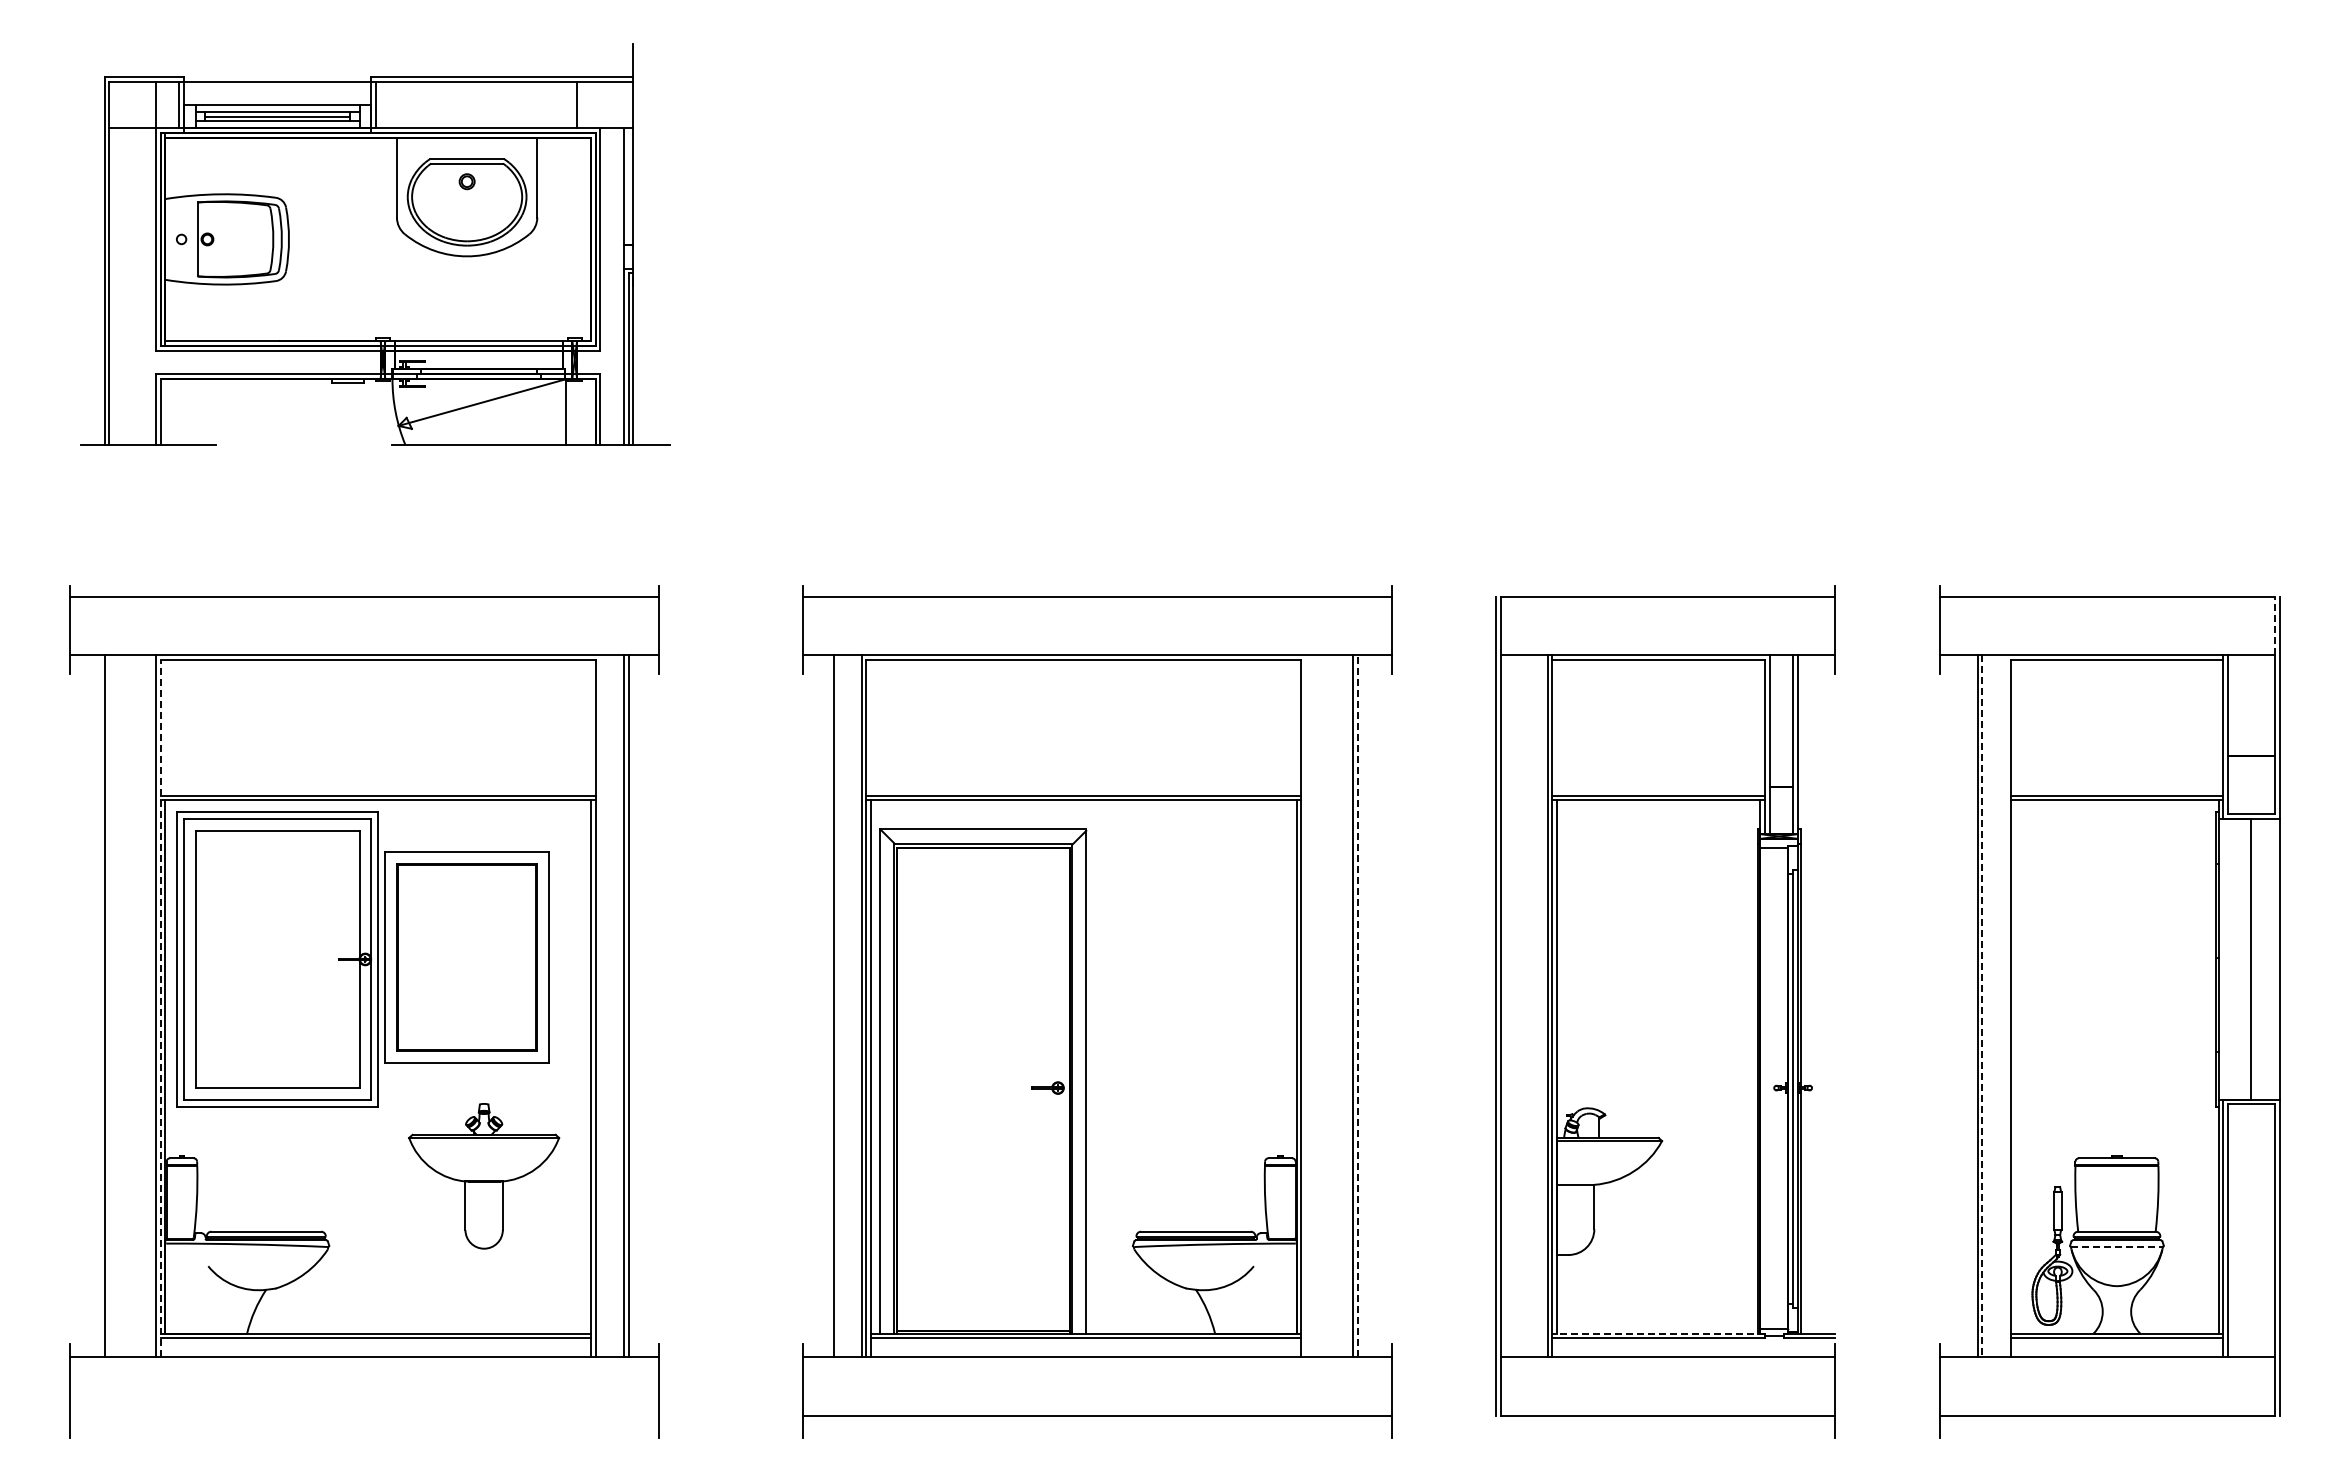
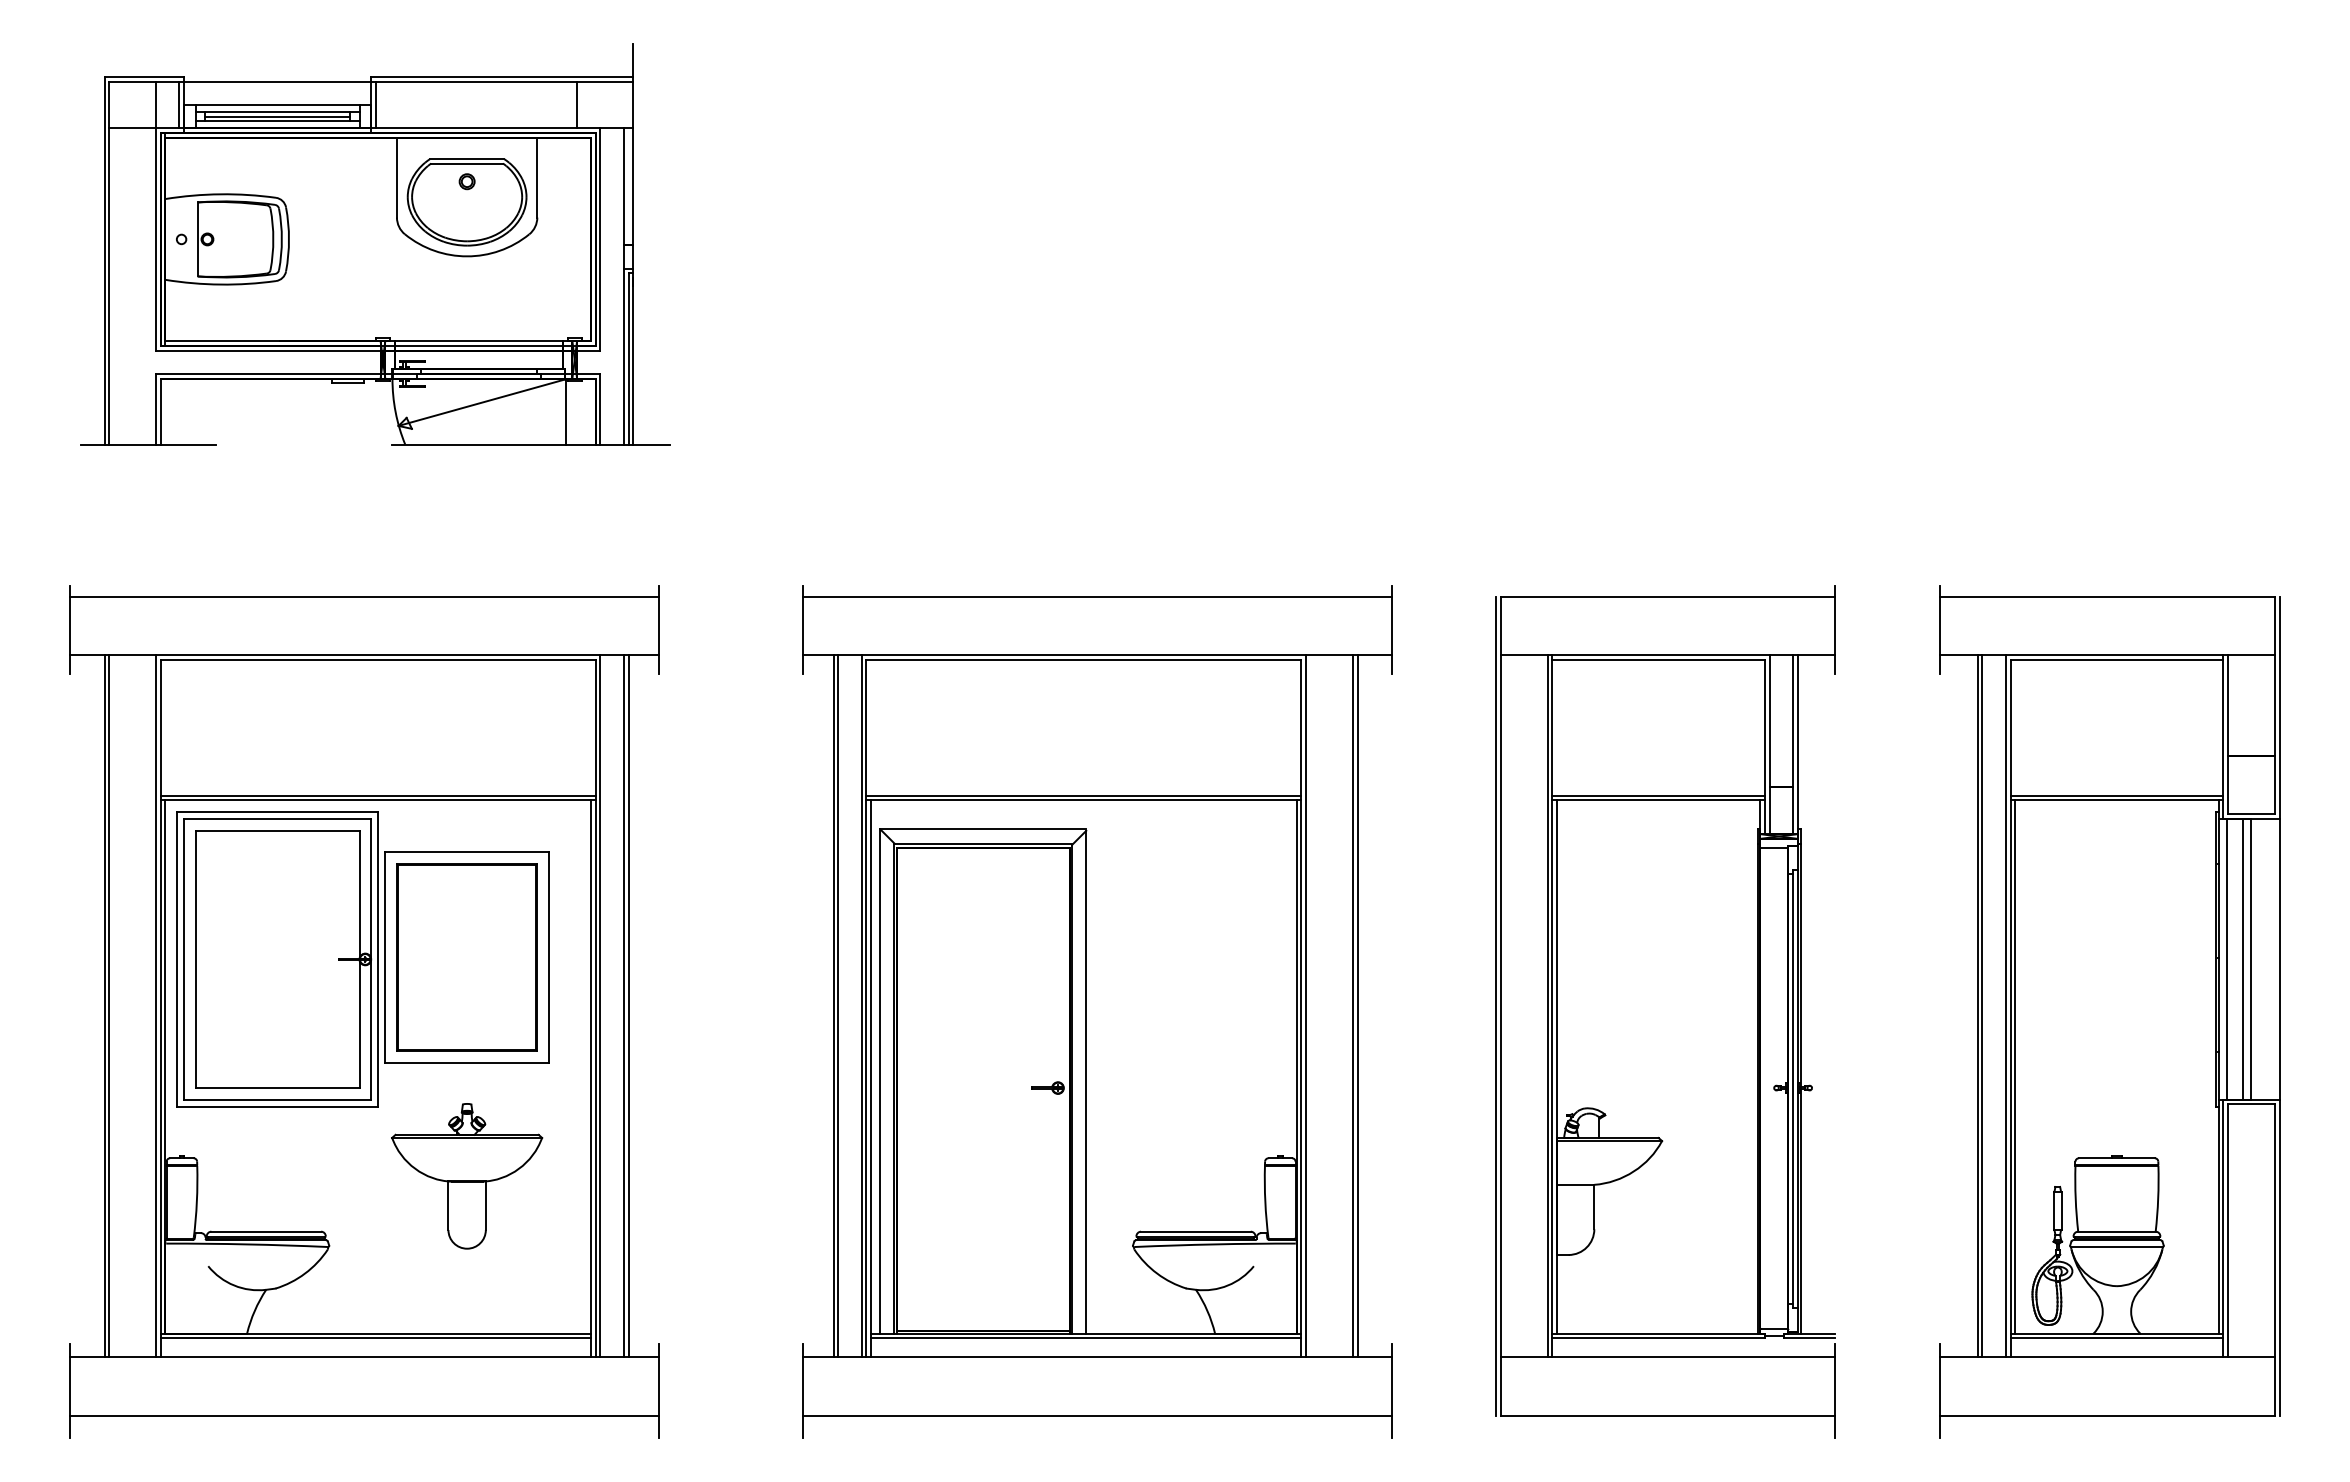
line: dashed -> solid (2274, 625)
line: none -> present (2226, 959)
line: none -> present (2243, 959)
line: none -> present (109, 1006)
line: none -> present (600, 1006)
line: none -> present (838, 1006)
line: none -> present (1306, 1006)
line: dashed -> solid (1357, 1006)
line: dashed -> solid (1982, 1006)
line: none -> present (2005, 1006)
line: dashed -> solid (160, 1008)
line: none -> present (2015, 1066)
part position: (484, 1176) -> (467, 1176) (467, 1176)
line: dashed -> solid (2116, 1247)
line: dashed -> solid (1658, 1333)
line: none -> present (364, 1415)
